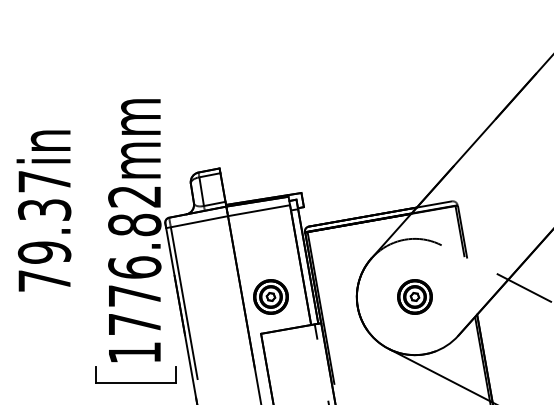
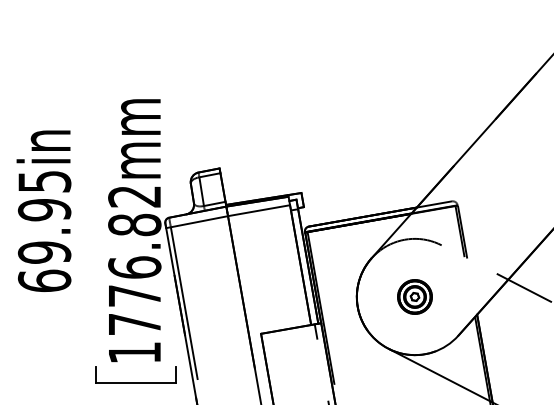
text: 79.37in -> 69.95in (44, 231)
part: present -> none (270, 296)
